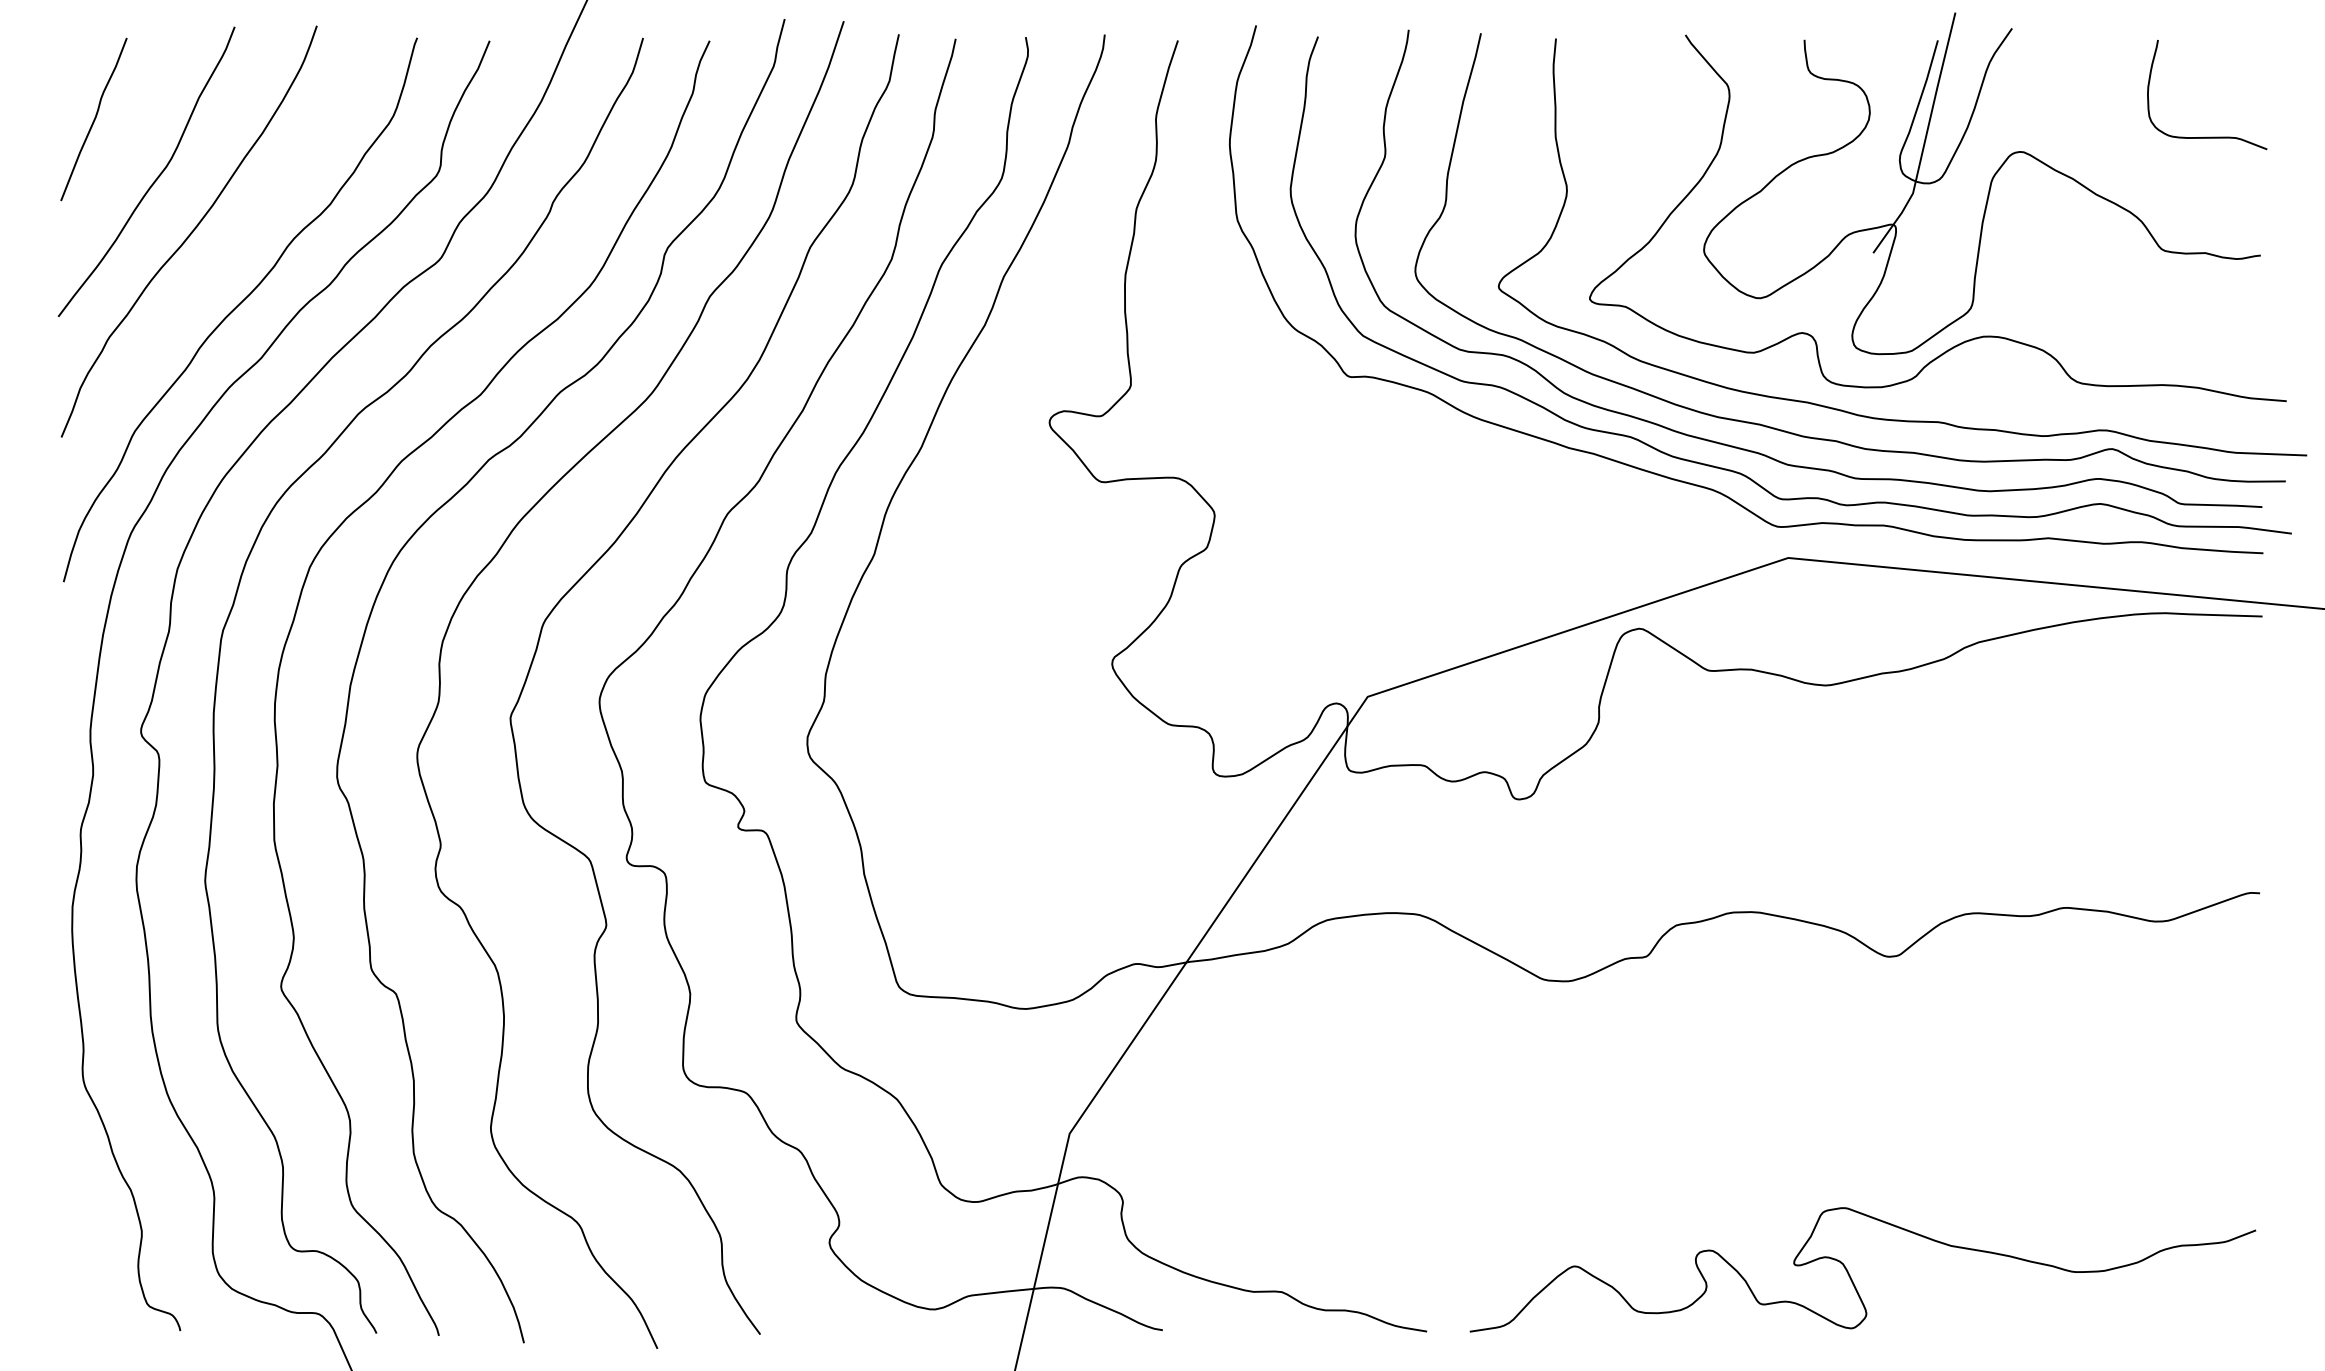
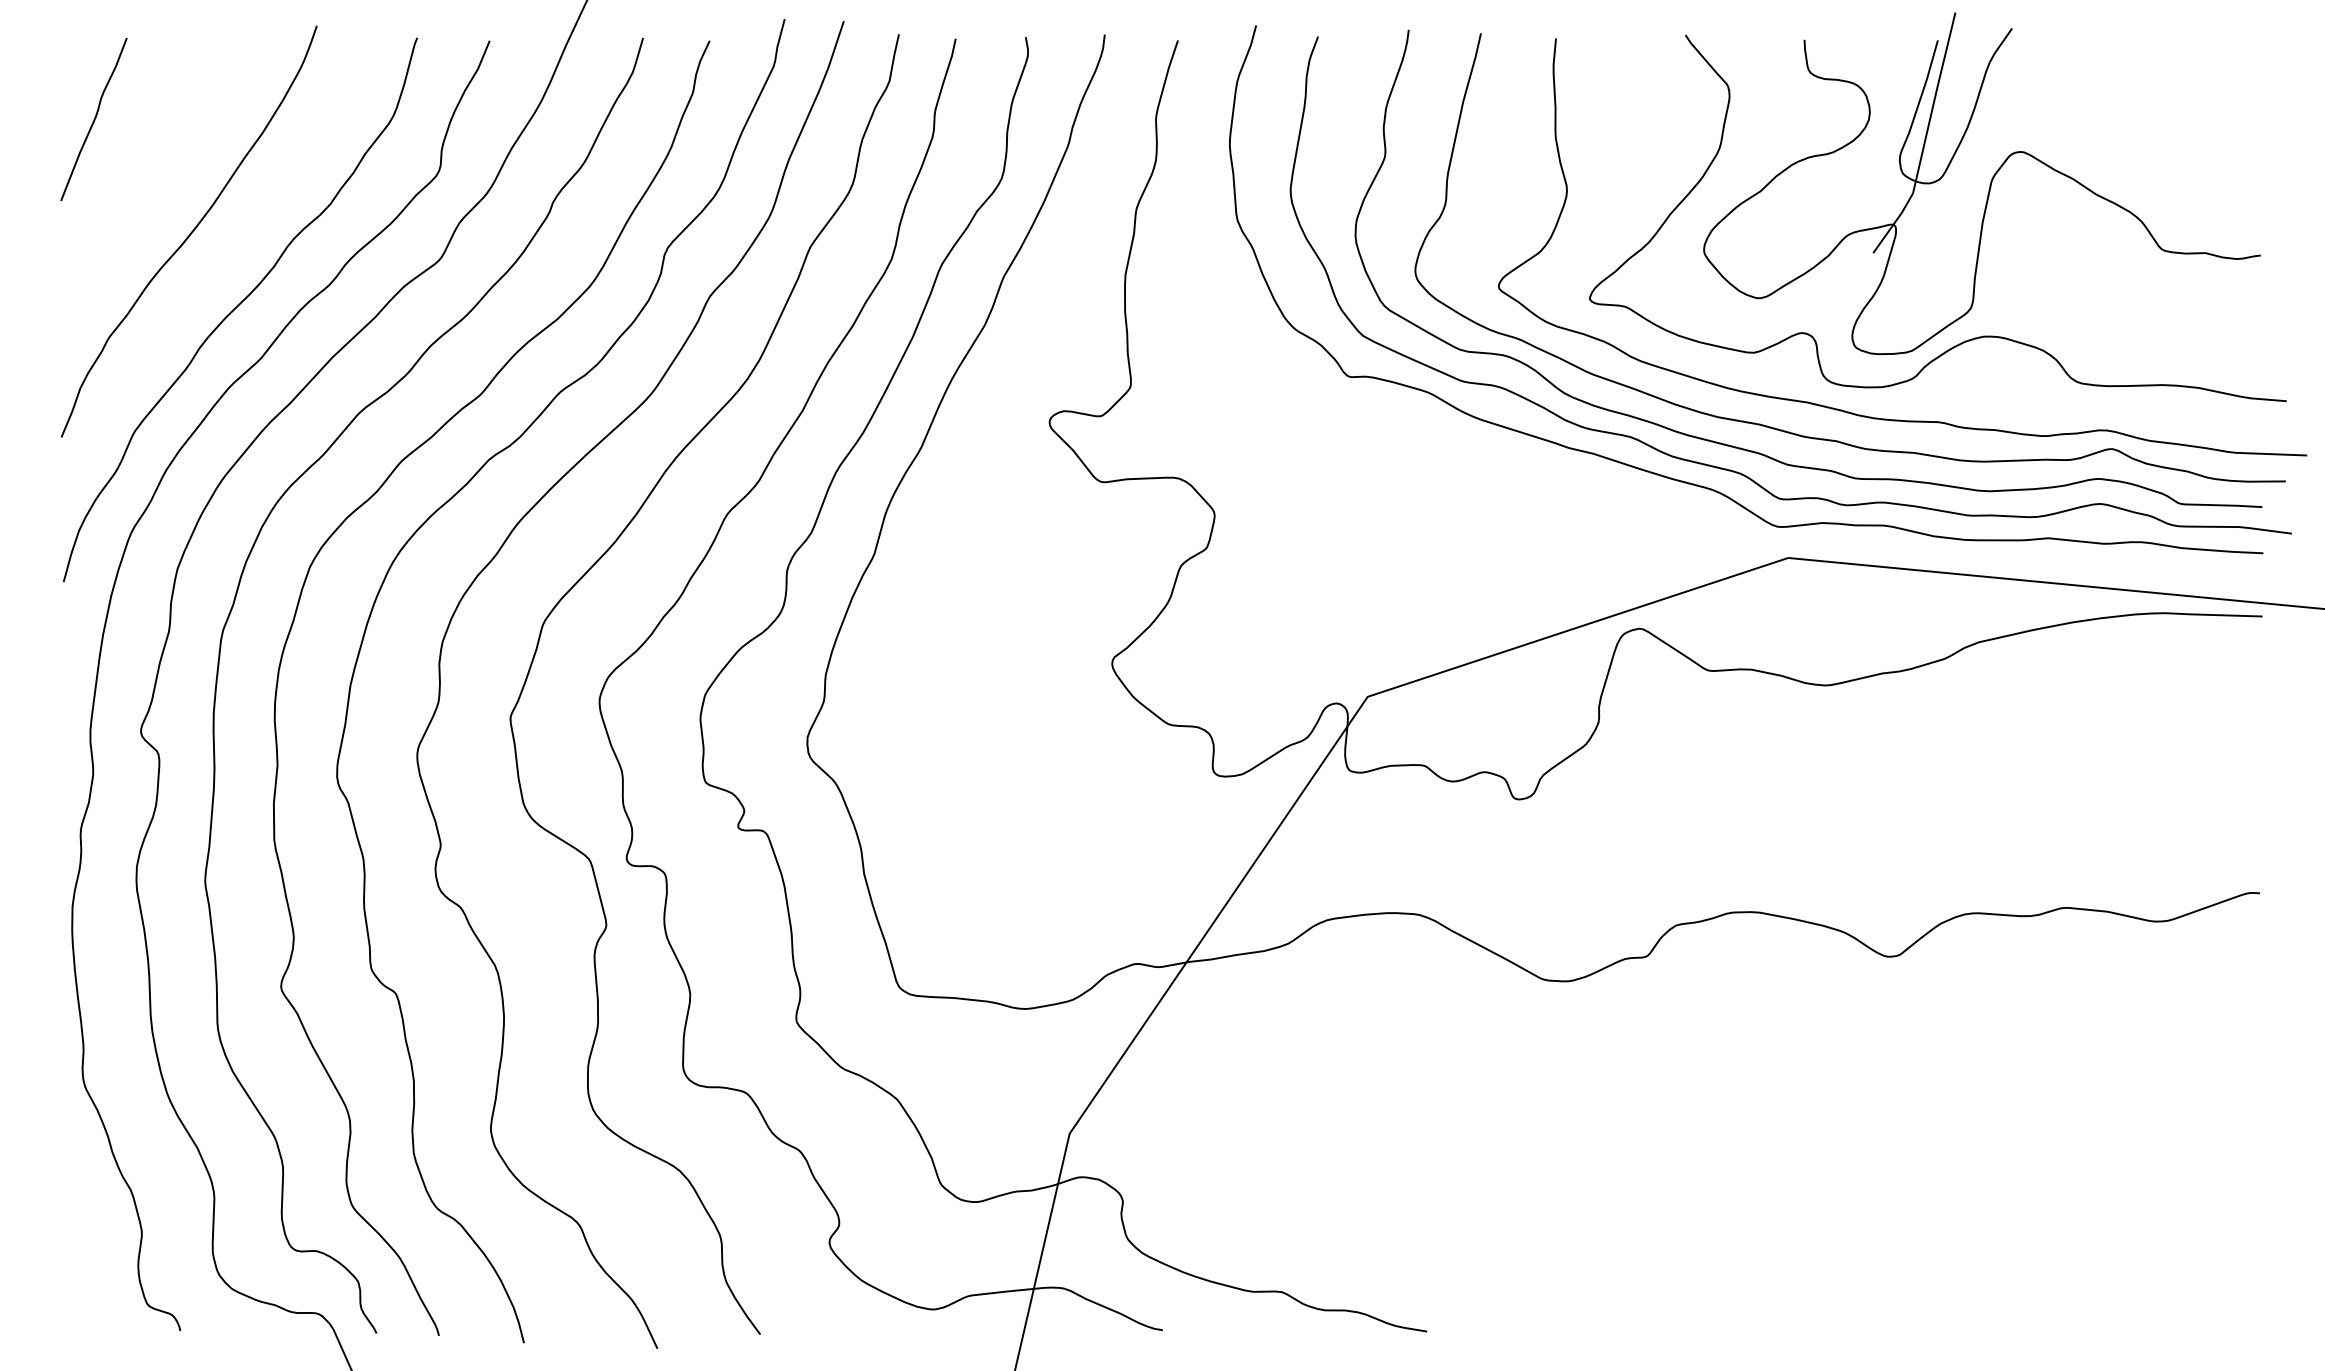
curve: present -> none (2207, 136)
curve: present -> none (156, 177)
curve: present -> none (1850, 1275)
